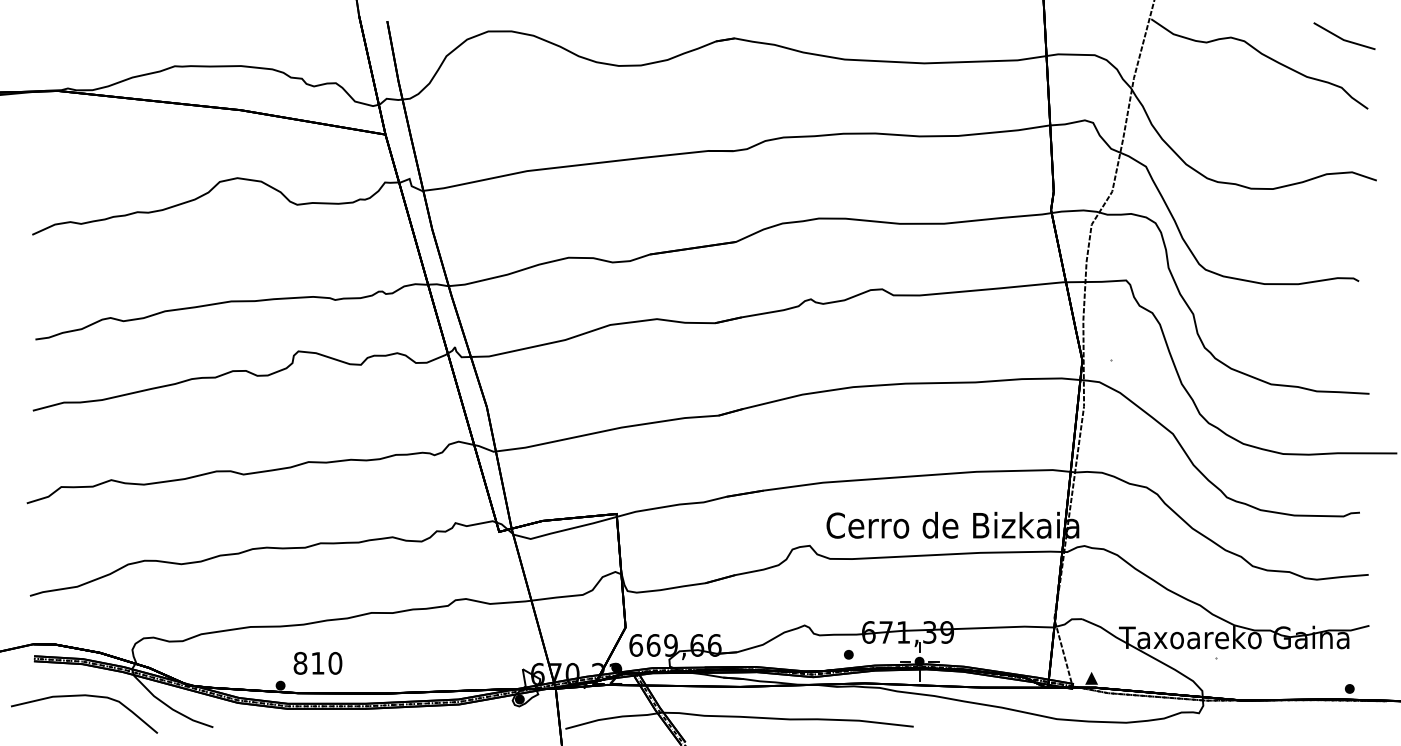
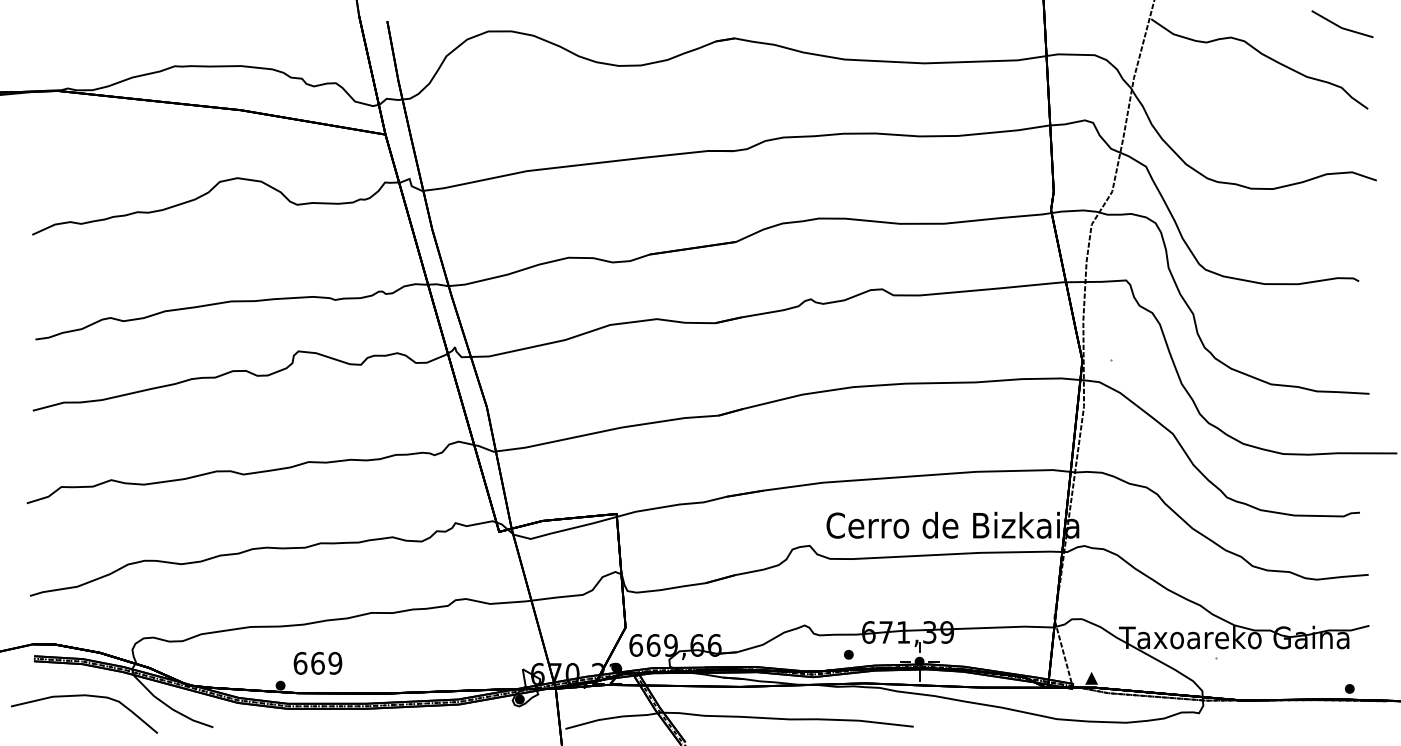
line position: (1343, 38) -> (1341, 26) (1341, 26)
text: 810 -> 669 (317, 662)
